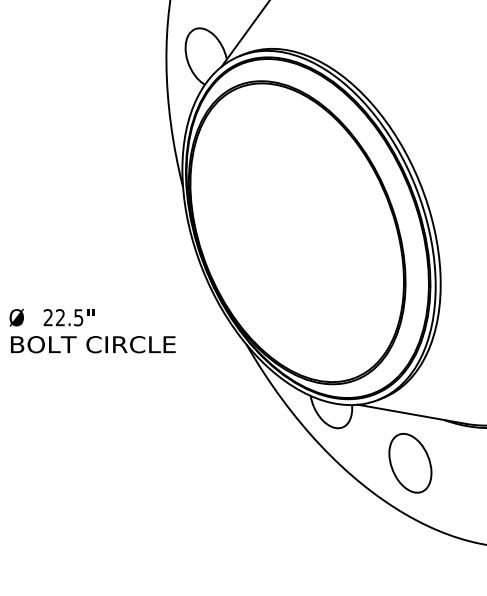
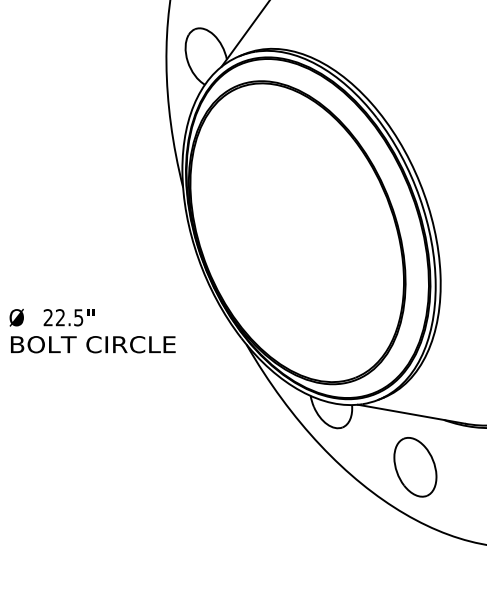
part position: (410, 463) -> (415, 467) (415, 467)
